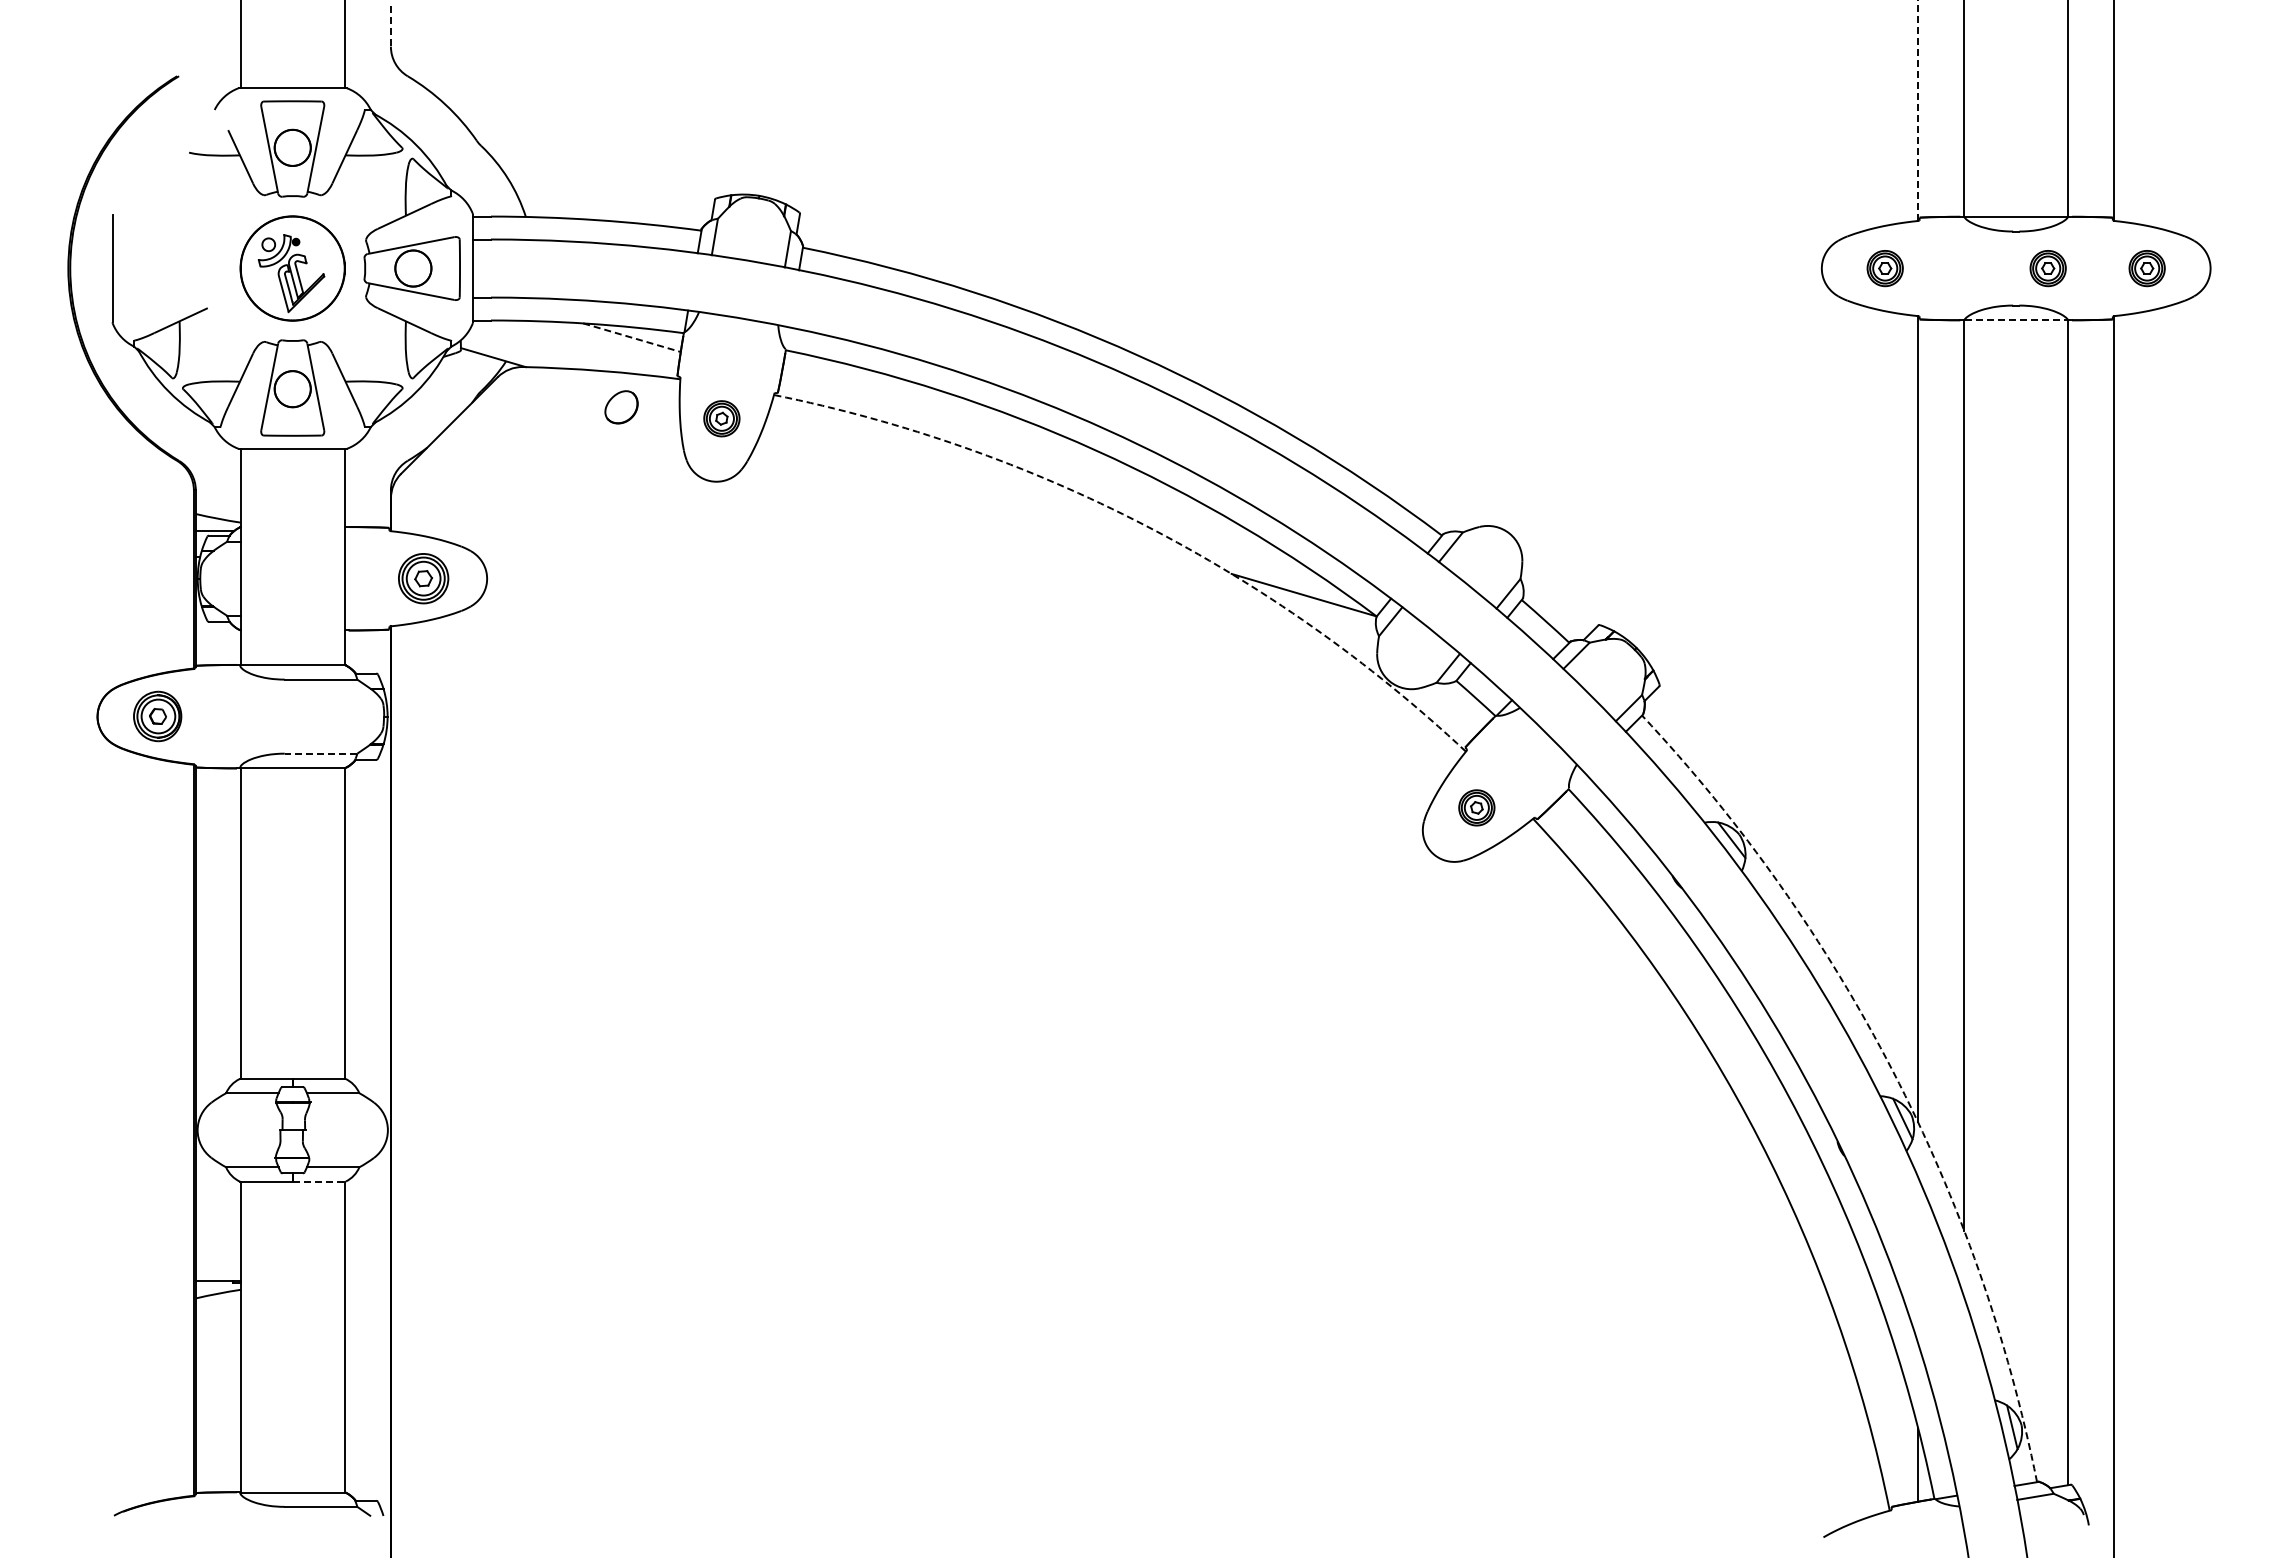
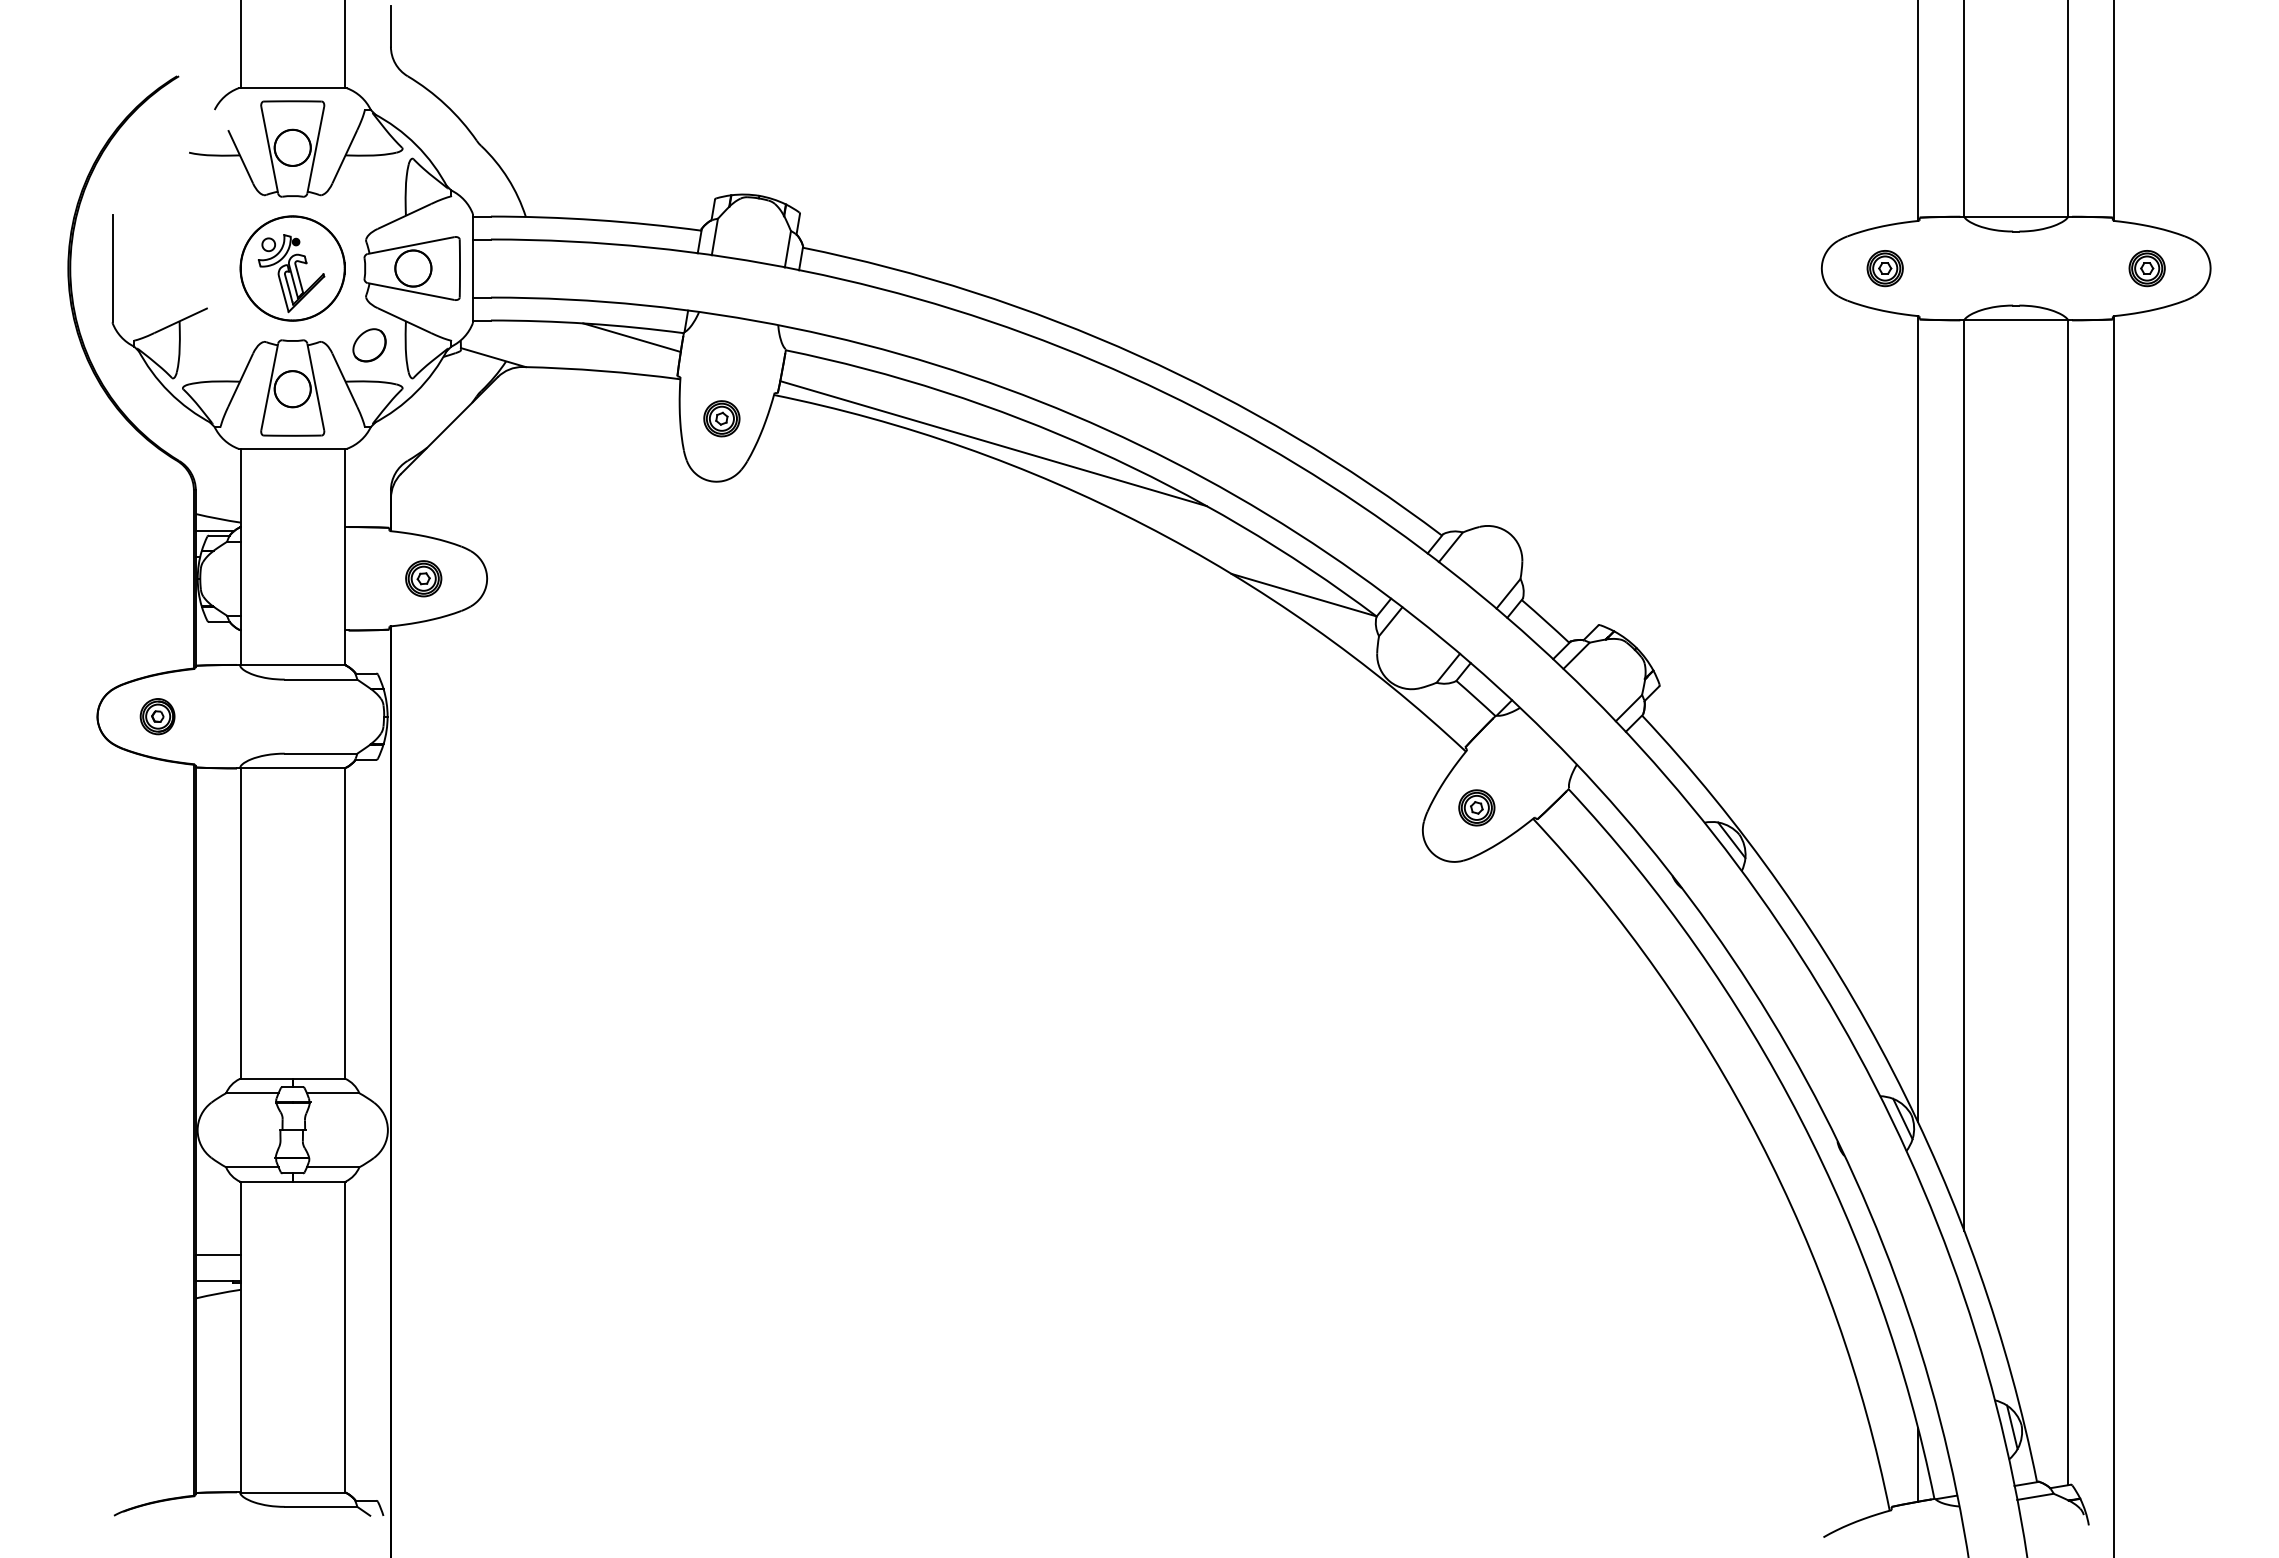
line: dashed -> solid (390, 26)
line: dashed -> solid (1918, 110)
part: present -> none (2047, 268)
line: dashed -> solid (2016, 319)
line: dashed -> solid (632, 337)
part position: (621, 407) -> (369, 345) (369, 345)
line: none -> present (993, 443)
arc: dashed -> solid (1144, 525)
part size: 52x52 px -> 38x38 px (423, 578)
part size: 50x53 px -> 37x38 px (157, 716)
line: dashed -> solid (320, 753)
arc: dashed -> solid (1893, 1071)
line: dashed -> solid (319, 1181)
line: none -> present (217, 1255)
